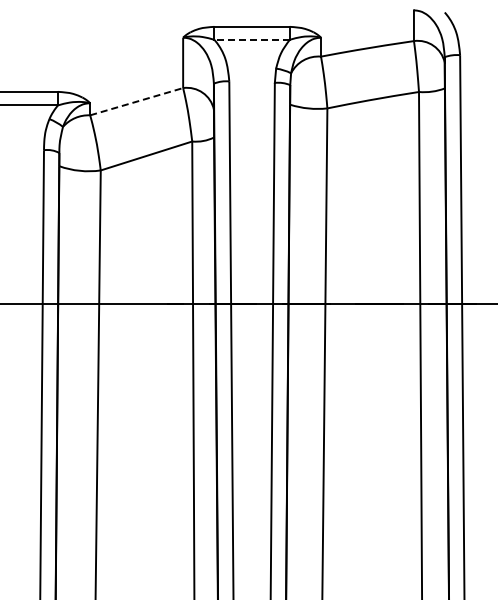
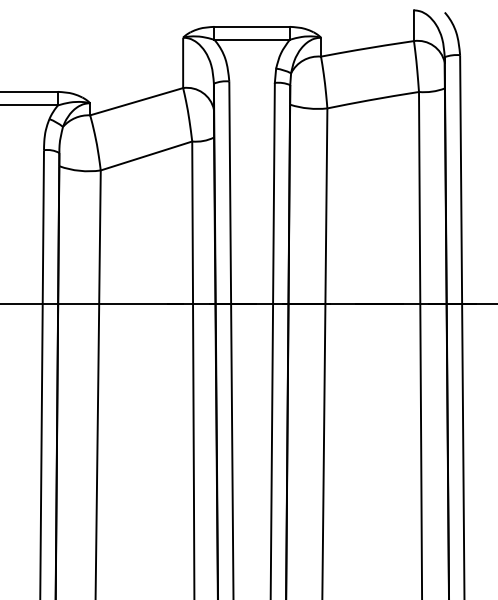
line: dashed -> solid (252, 39)
line: dashed -> solid (137, 101)
